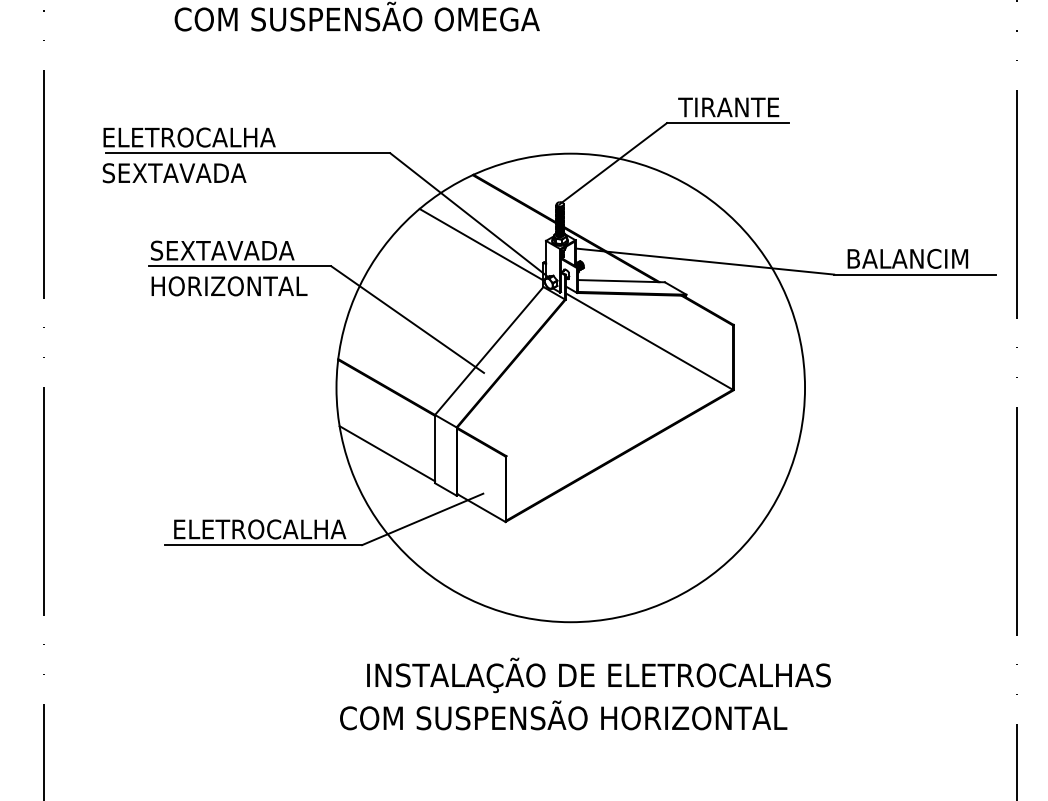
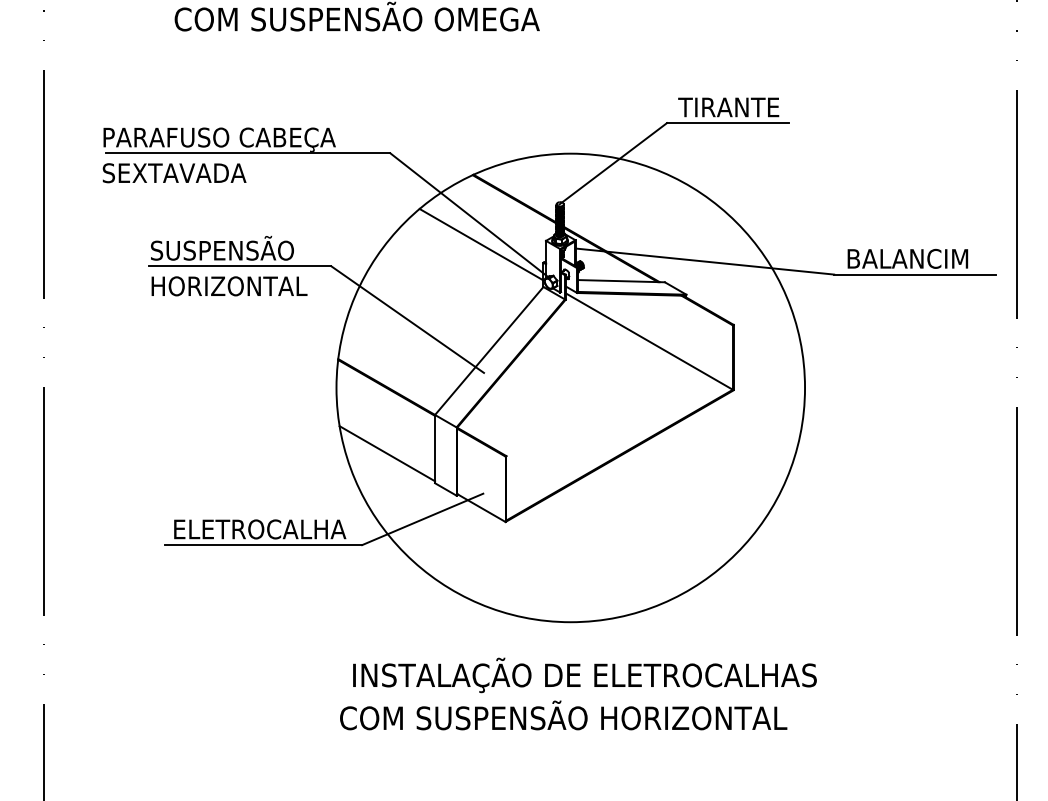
text: ELETROCALHA -> PARAFUSO CABEÇA (220, 139)
text: SEXTAVADA -> SUSPENSÃO (230, 247)
text position: (598, 675) -> (584, 675) (584, 675)
